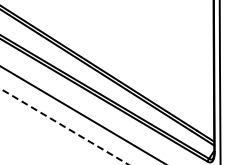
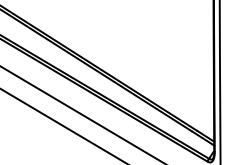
line: dashed -> solid (65, 127)
